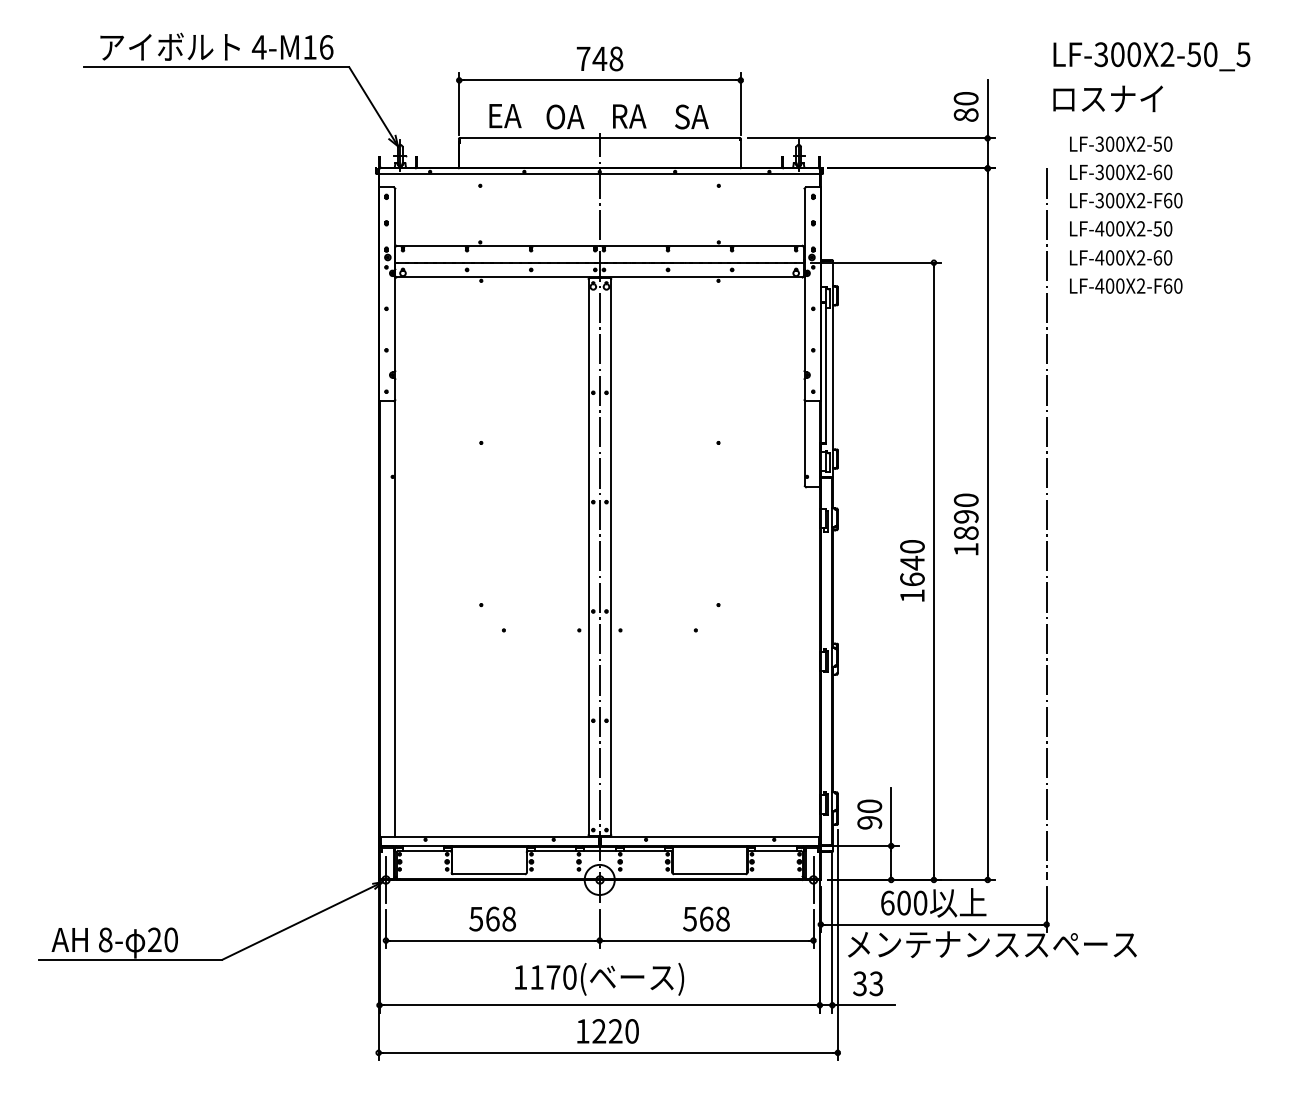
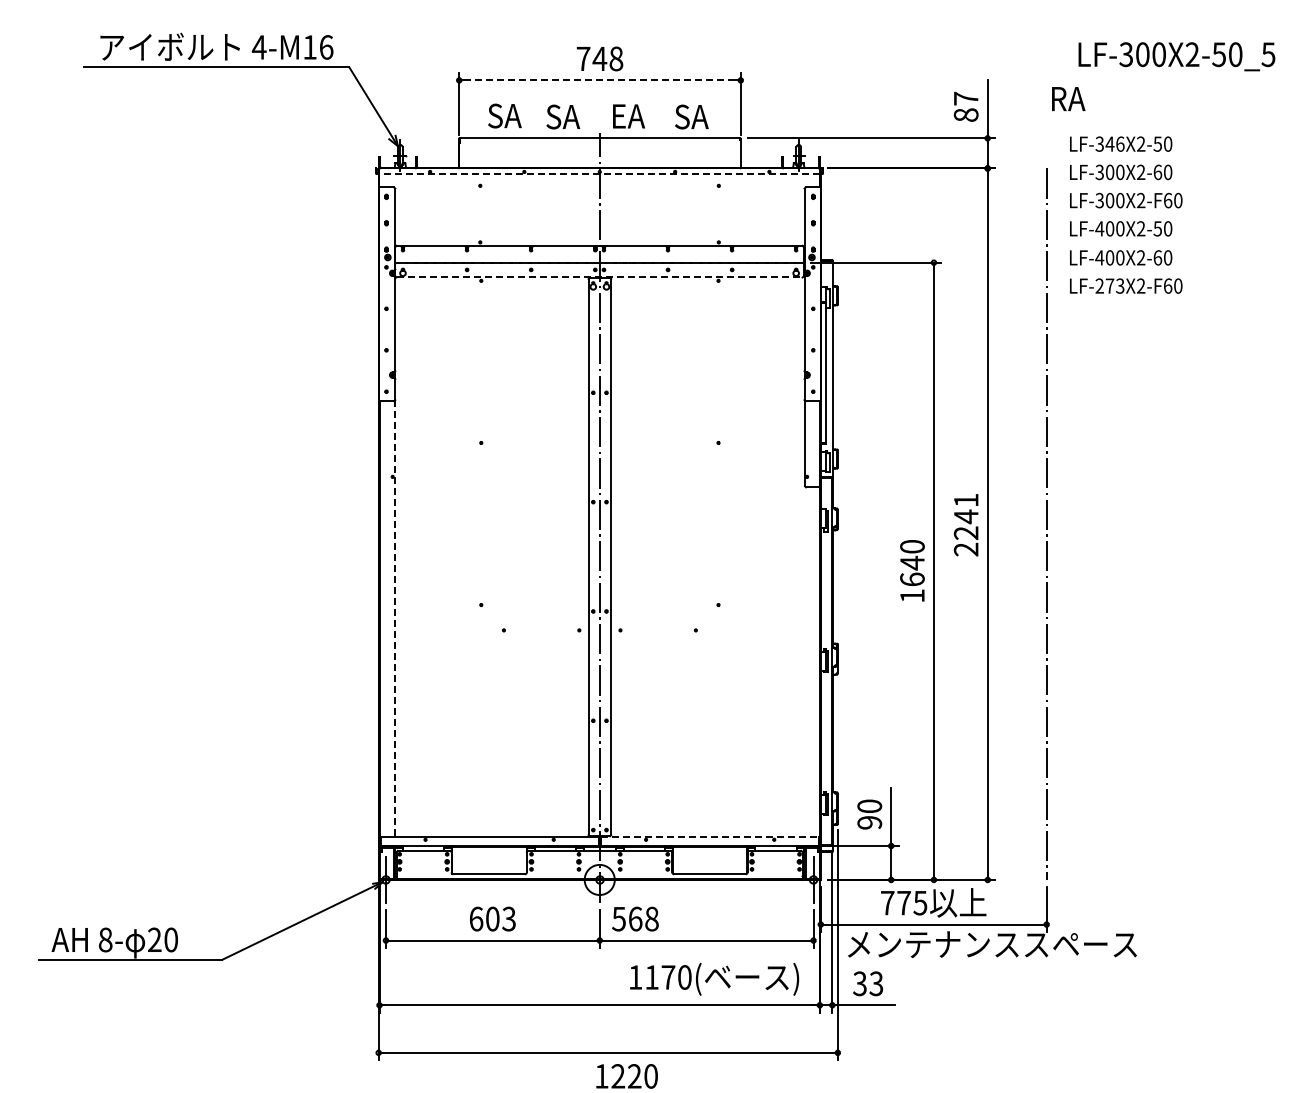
text position: (1151, 56) -> (1176, 56) (1176, 56)
line: solid -> dashed (600, 80)
text: 80 -> 87 (965, 98)
text: ロスナイ -> RA (1107, 98)
text: EA -> SA (504, 115)
text: OA -> SA (565, 116)
text: RA -> EA (630, 116)
text: LF-300X2-50 -> LF-346X2-50 (1114, 143)
line: solid -> dashed (599, 174)
line: solid -> dashed (600, 277)
text: LF-400X2-F60 -> LF-273X2-F60 (1109, 285)
text: 1890 -> 2241 (965, 524)
line: solid -> dashed (394, 619)
line: solid -> dashed (710, 836)
text: 600 -> 775 (904, 902)
text: 568 -> 603 (492, 918)
text position: (706, 918) -> (635, 918) (635, 918)
text position: (599, 979) -> (714, 979) (714, 979)
text position: (607, 1031) -> (626, 1076) (626, 1076)
